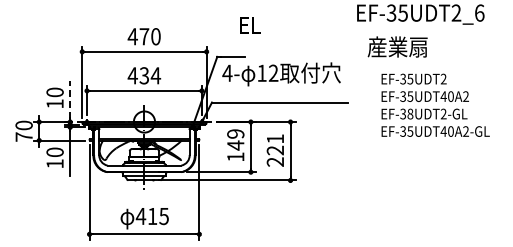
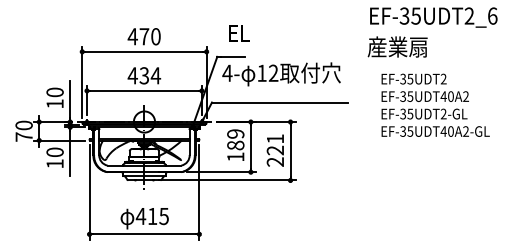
text position: (420, 14) -> (433, 17) (433, 17)
text position: (250, 25) -> (239, 33) (239, 33)
line: dashed -> solid (70, 99)
text: EF-38UDT2-GL -> EF-35UDT2-GL (410, 113)
text: 149 -> 189 (235, 145)
